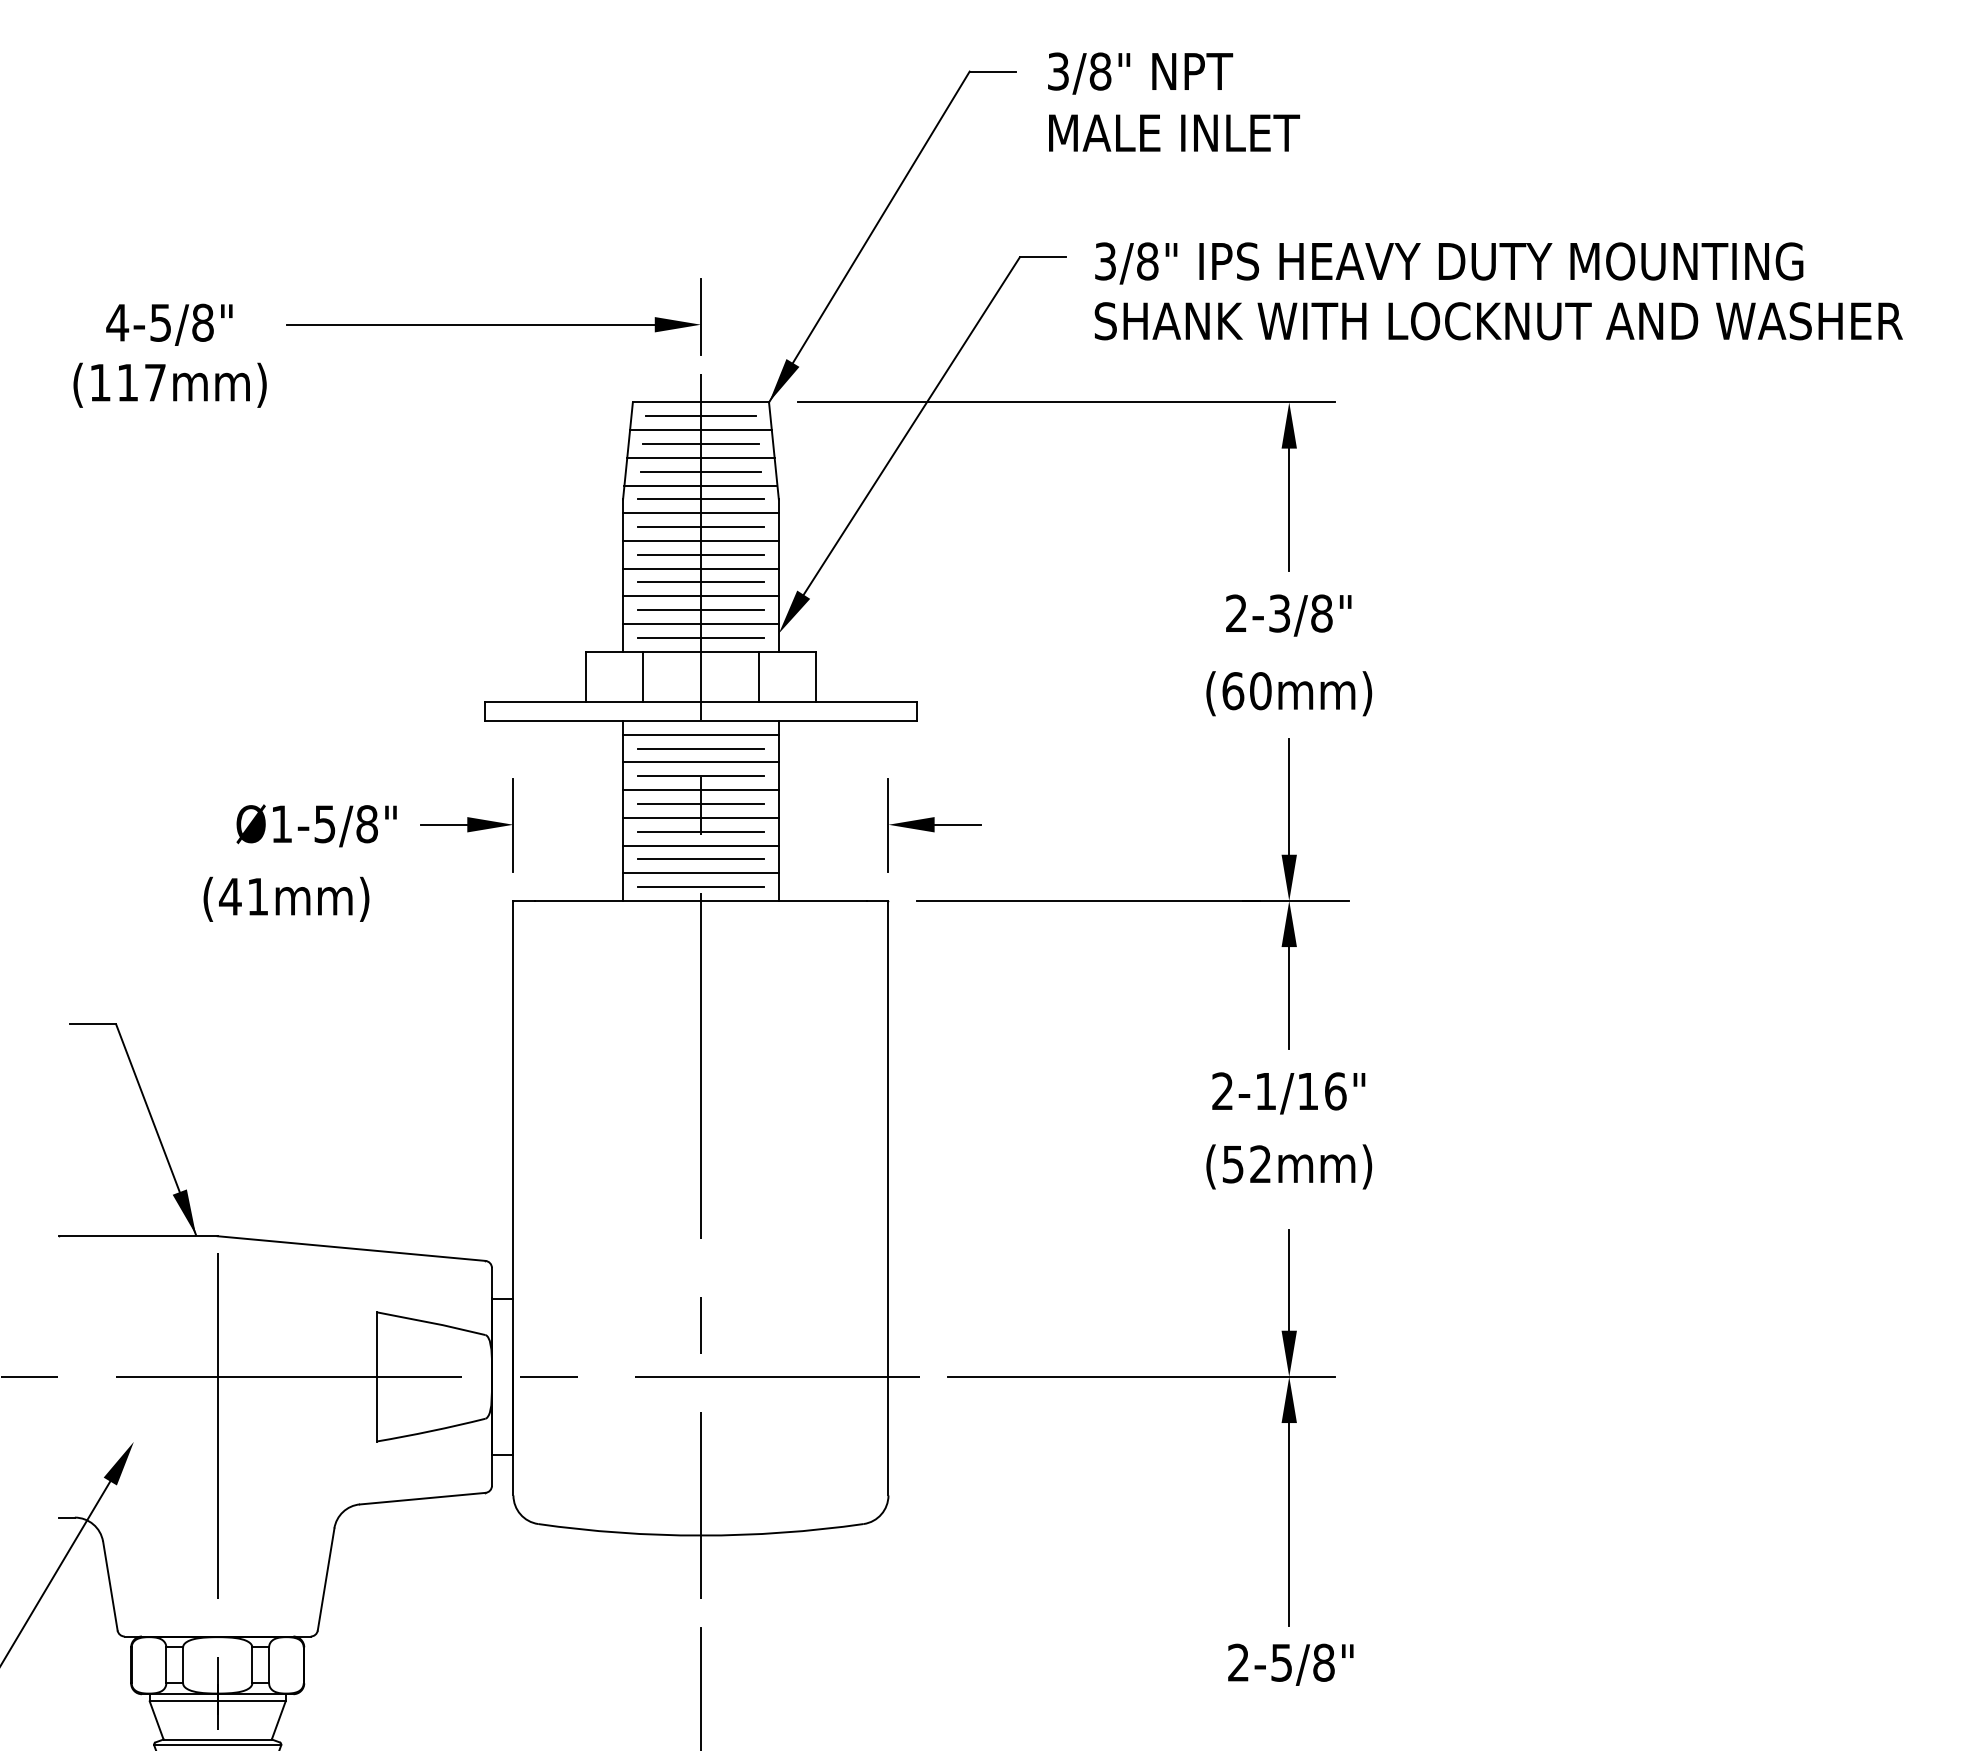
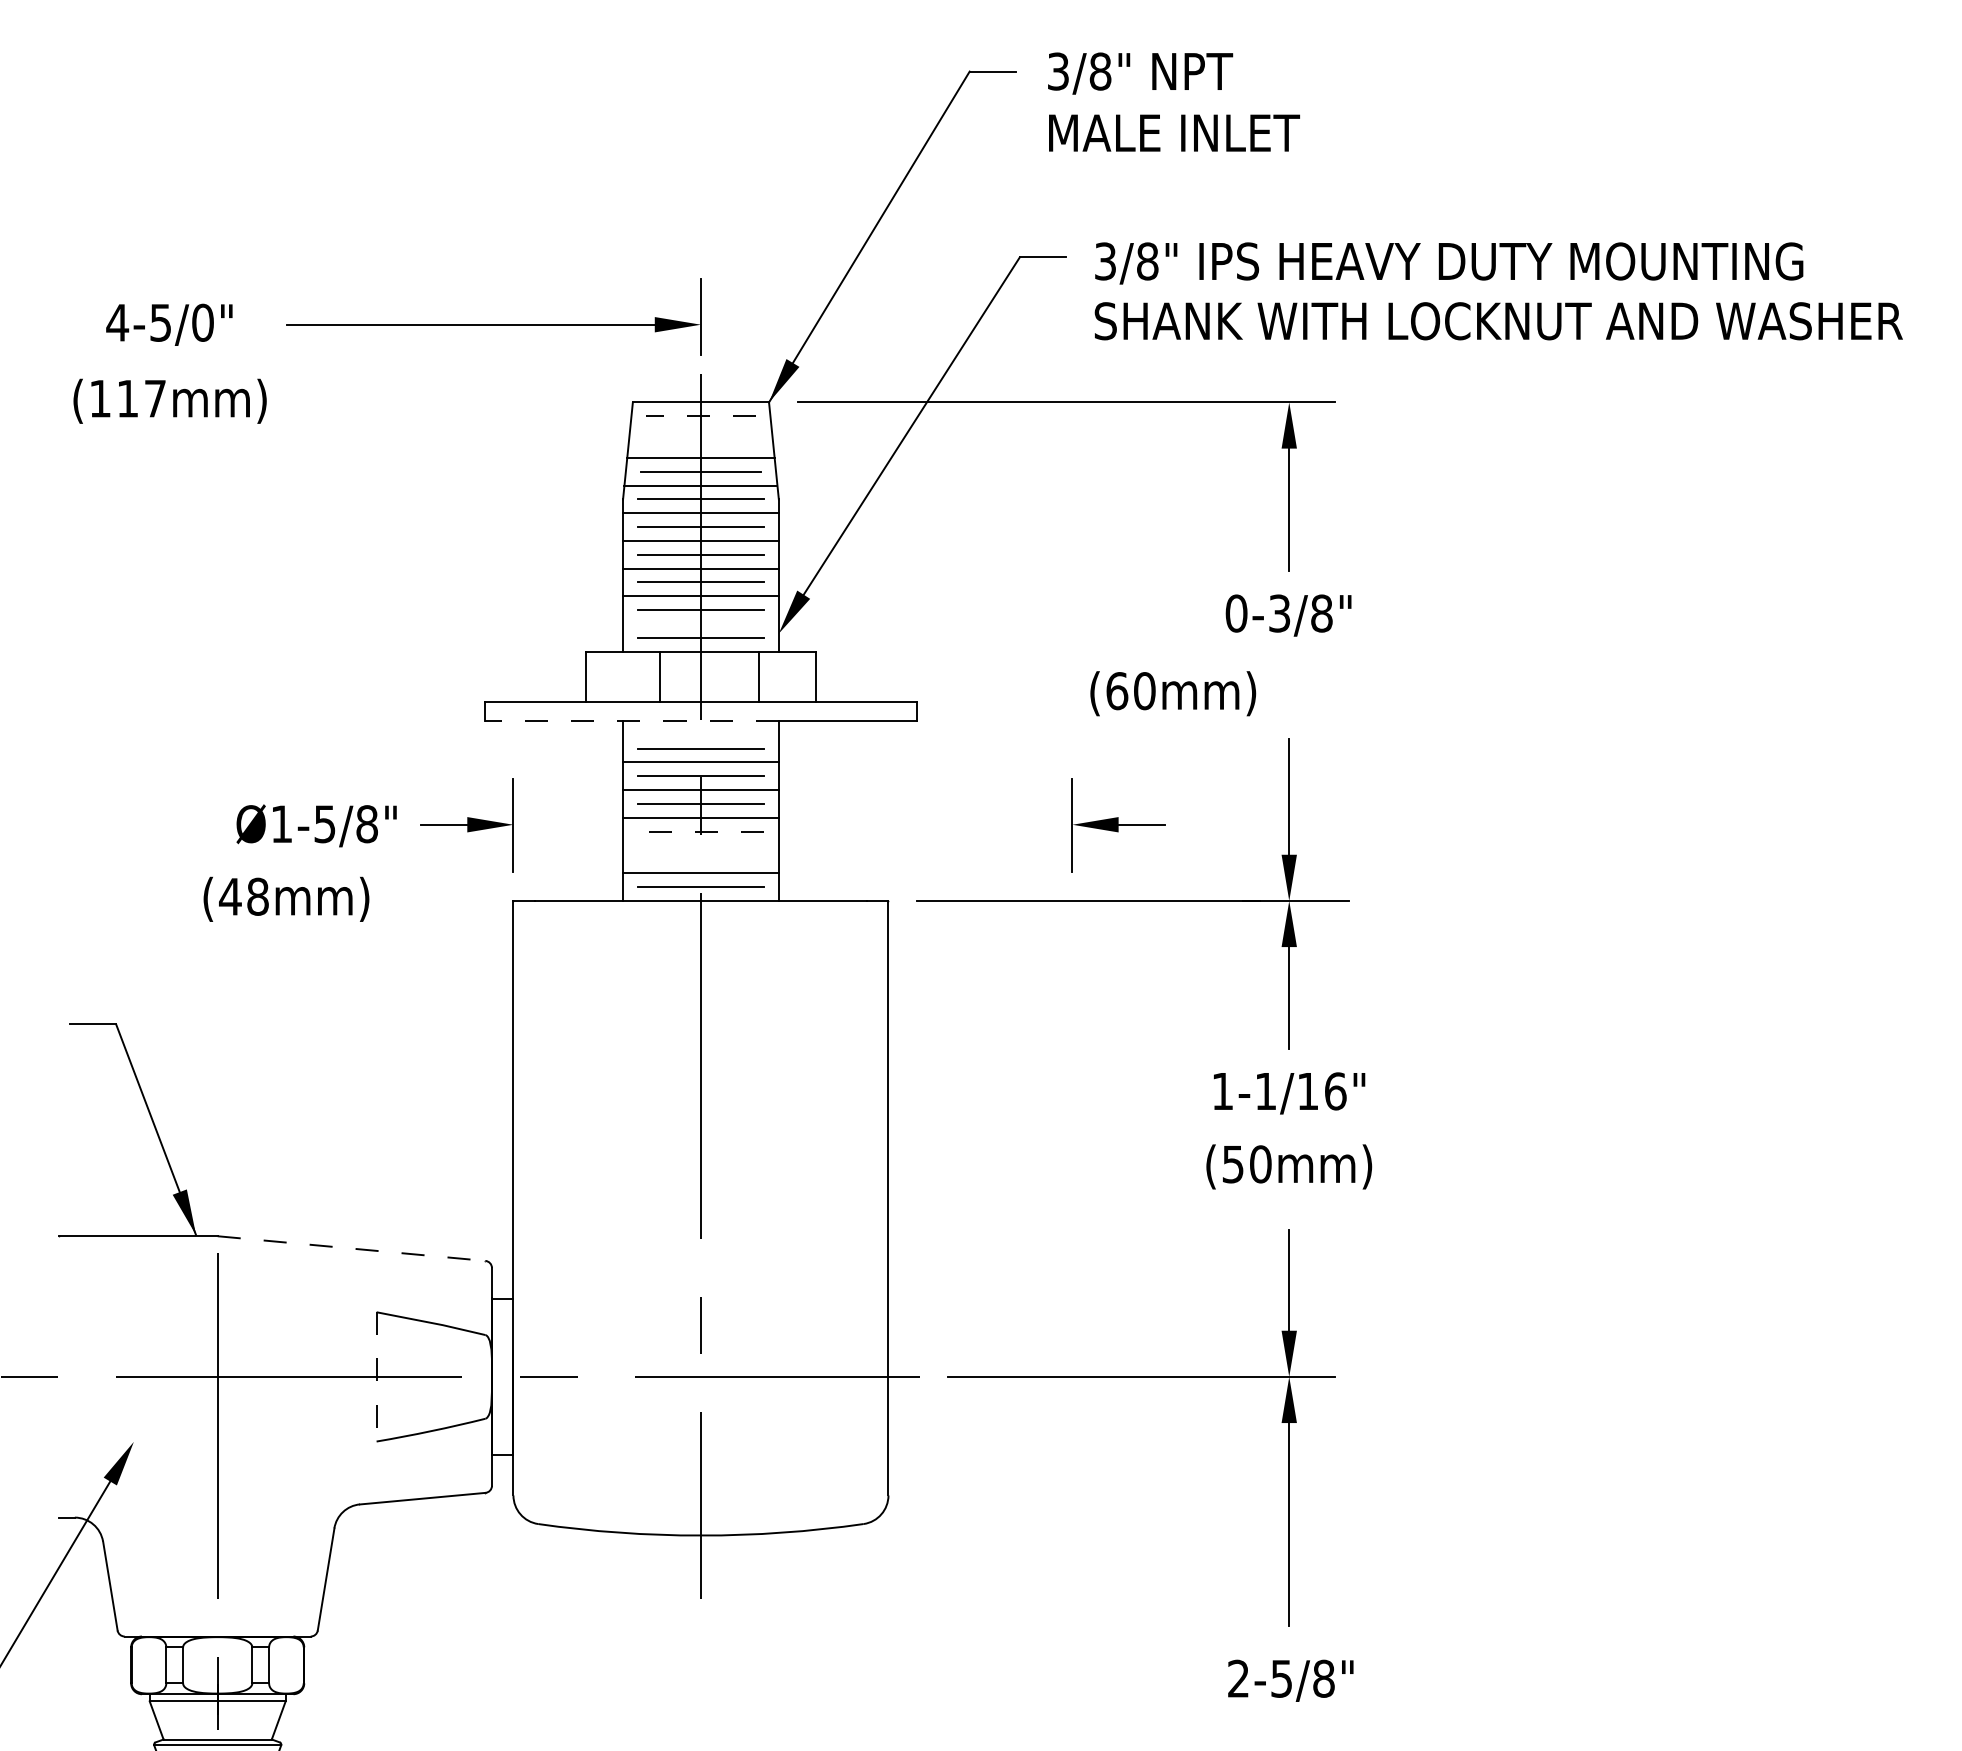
text: 4-5/8" -> 4-5/0" (202, 322)
text position: (169, 384) -> (169, 400) (169, 400)
line: solid -> dashed (700, 416)
line: present -> none (700, 430)
line: present -> none (700, 443)
text: 2-3/8" -> 0-3/8" (1236, 613)
line: present -> none (700, 623)
line position: (643, 676) -> (660, 676) (660, 676)
text position: (1289, 693) -> (1173, 693) (1173, 693)
line: solid -> dashed (631, 720)
line: present -> none (700, 734)
part position: (934, 825) -> (1118, 825) (1118, 825)
line: solid -> dashed (700, 831)
line: present -> none (700, 845)
line: present -> none (700, 858)
text: (41mm) -> (48mm) (257, 896)
text: 2-1/16" -> 1-1/16" (1222, 1090)
text: (52mm) -> (50mm) (1260, 1164)
line: solid -> dashed (352, 1248)
line: solid -> dashed (376, 1376)
text position: (1290, 1664) -> (1290, 1680) (1290, 1680)
line: present -> none (700, 1687)
